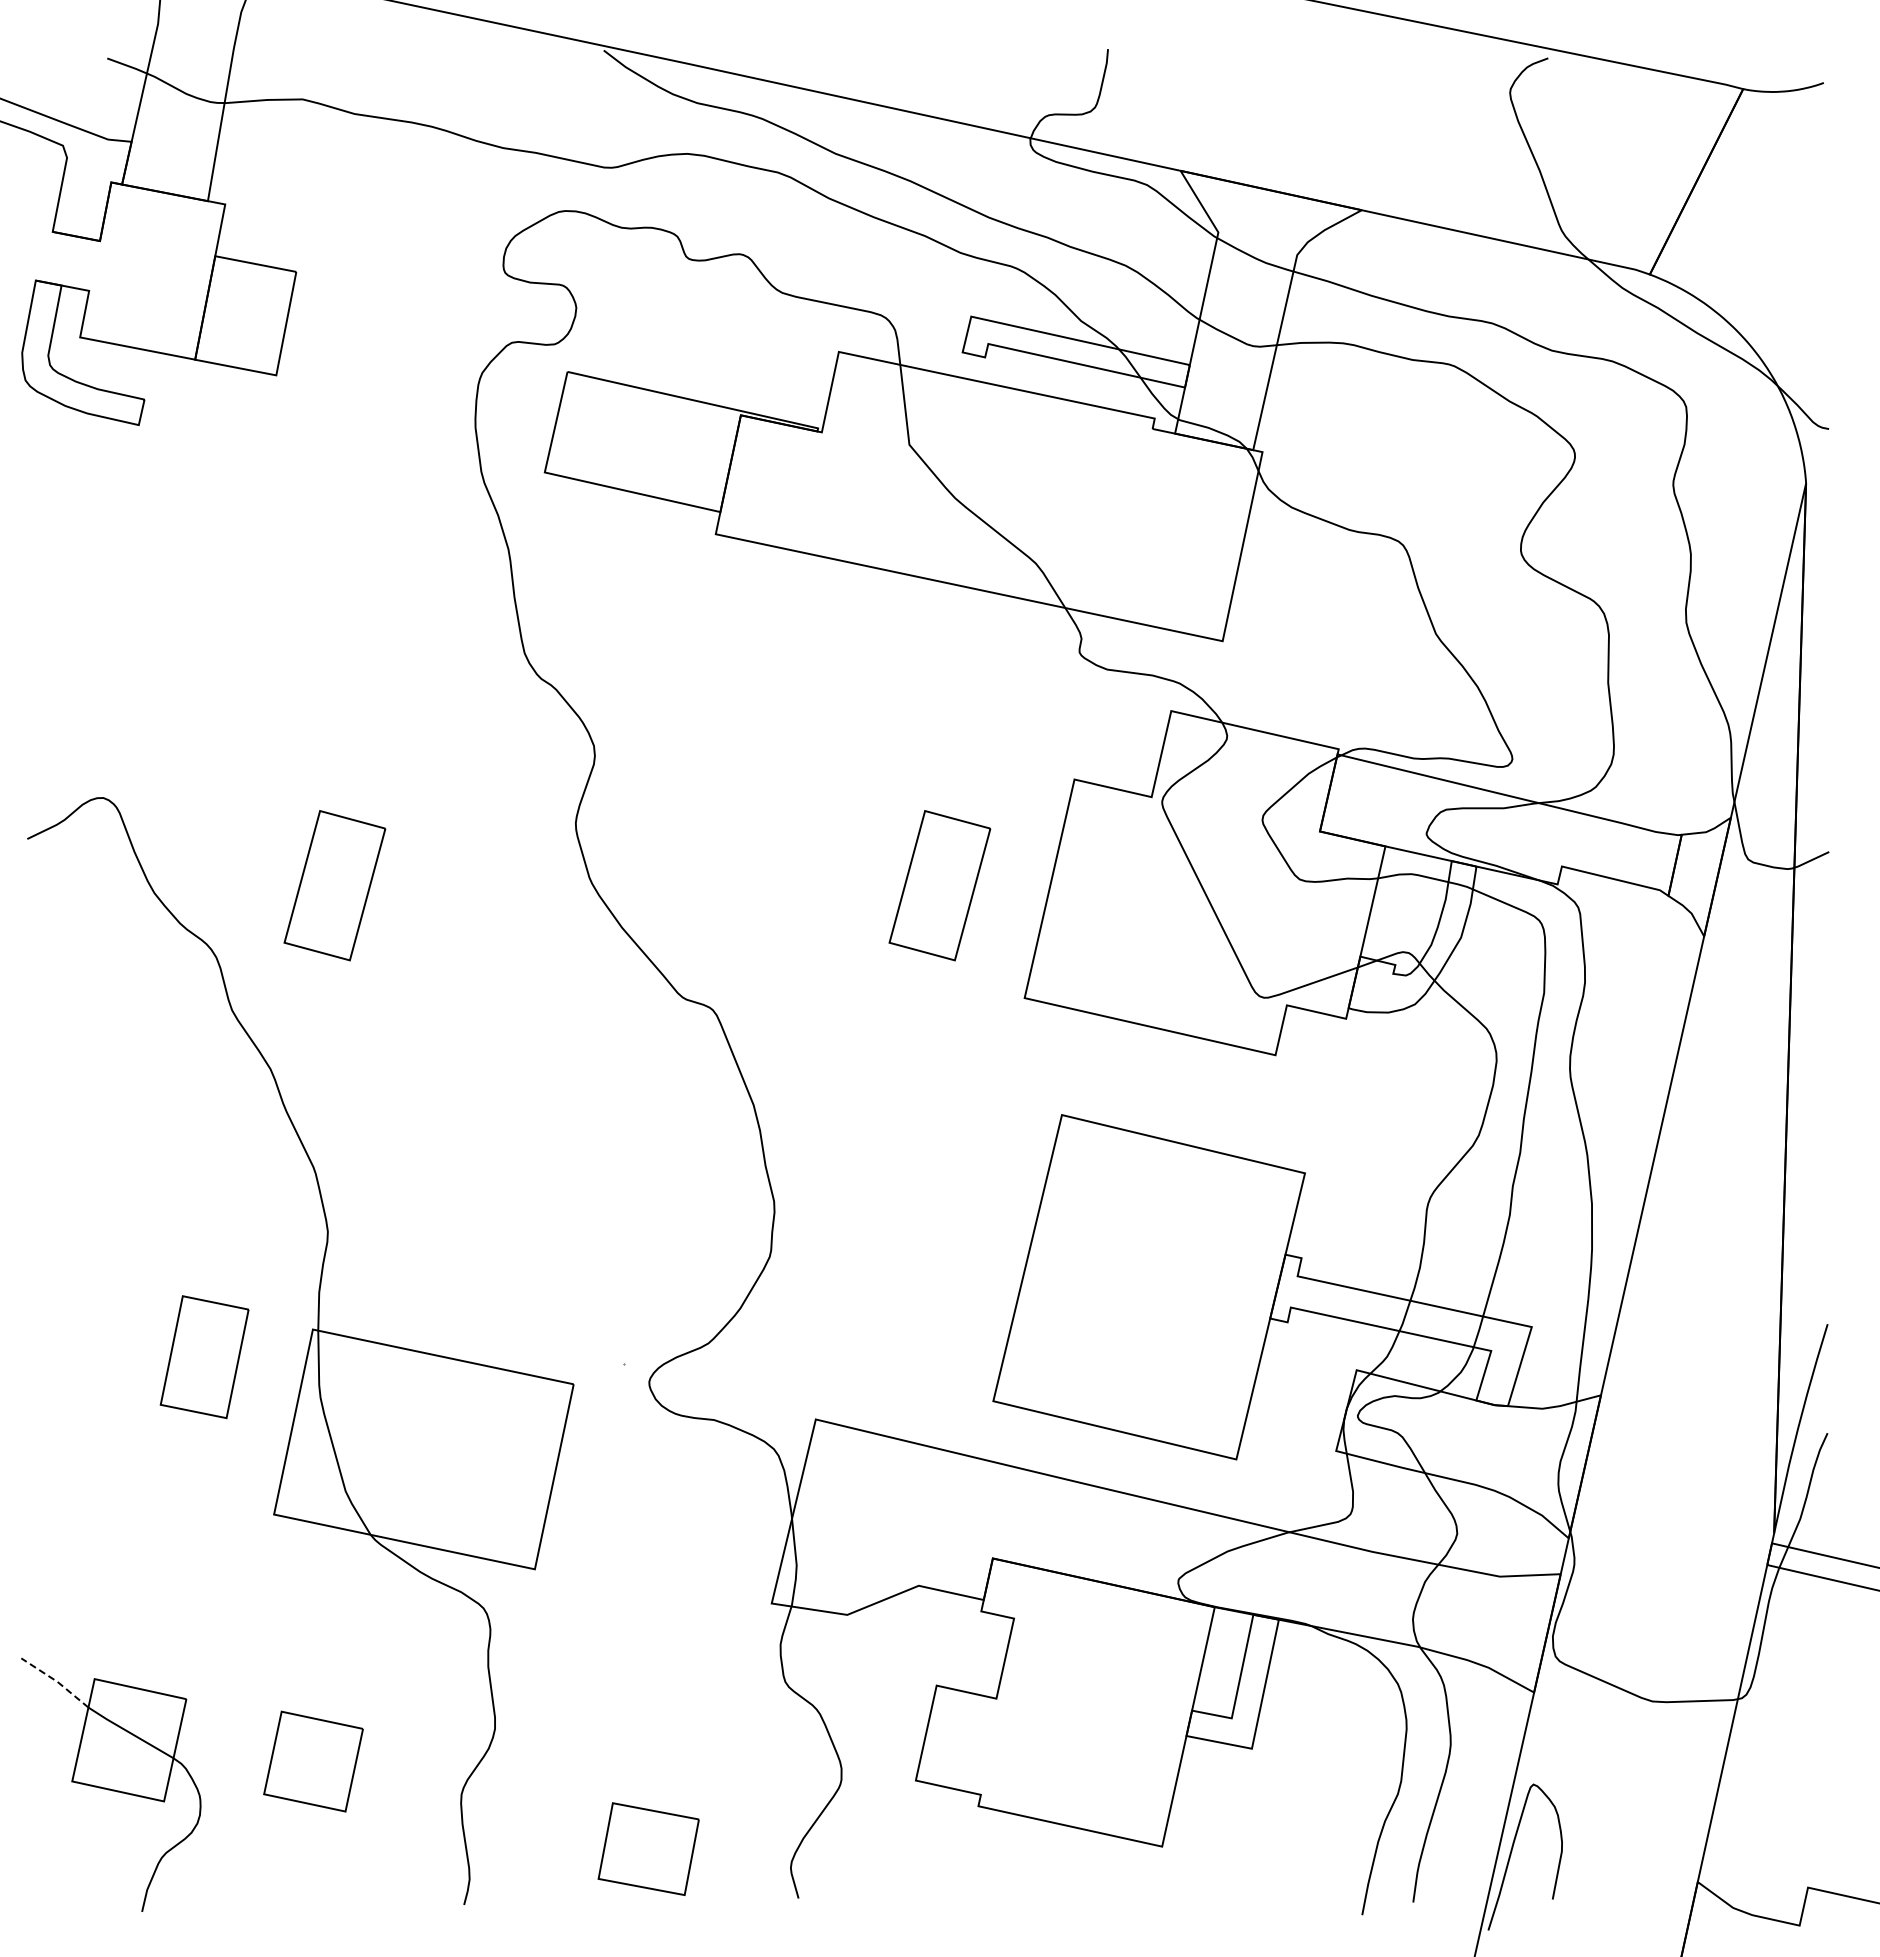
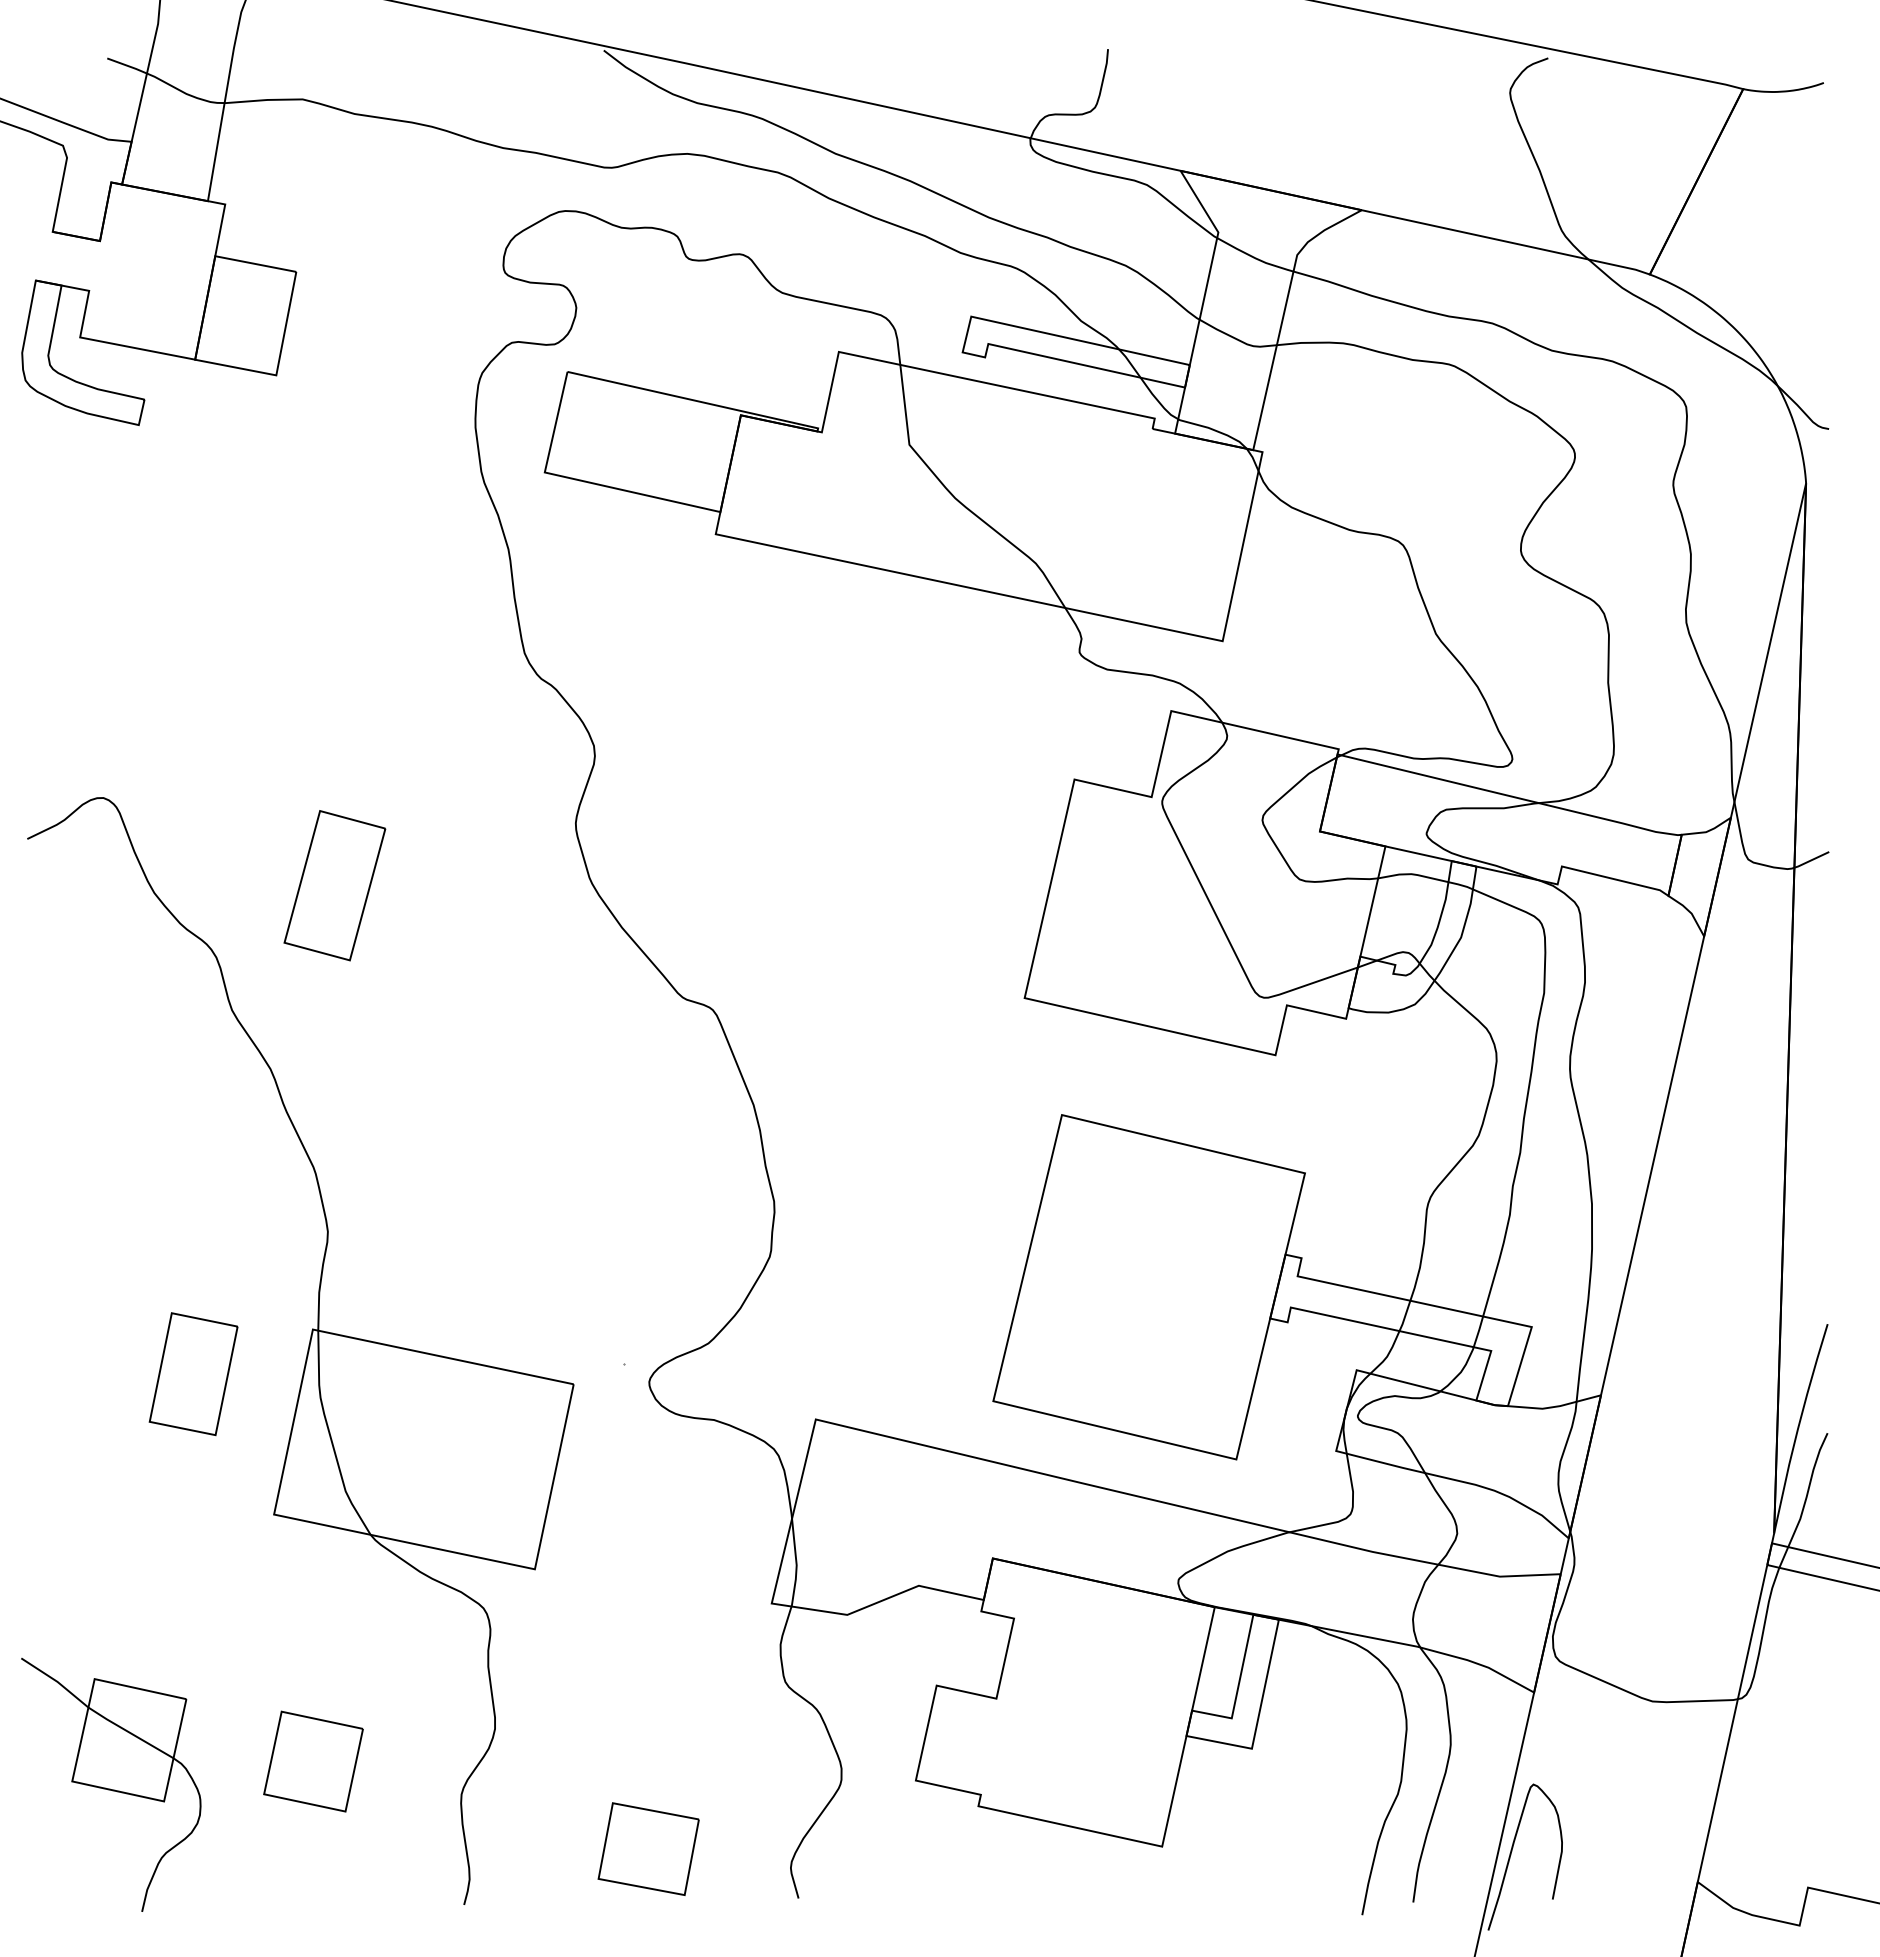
part: present -> none (939, 885)
part position: (204, 1357) -> (193, 1374) (193, 1374)
line: dashed -> solid (56, 1681)
